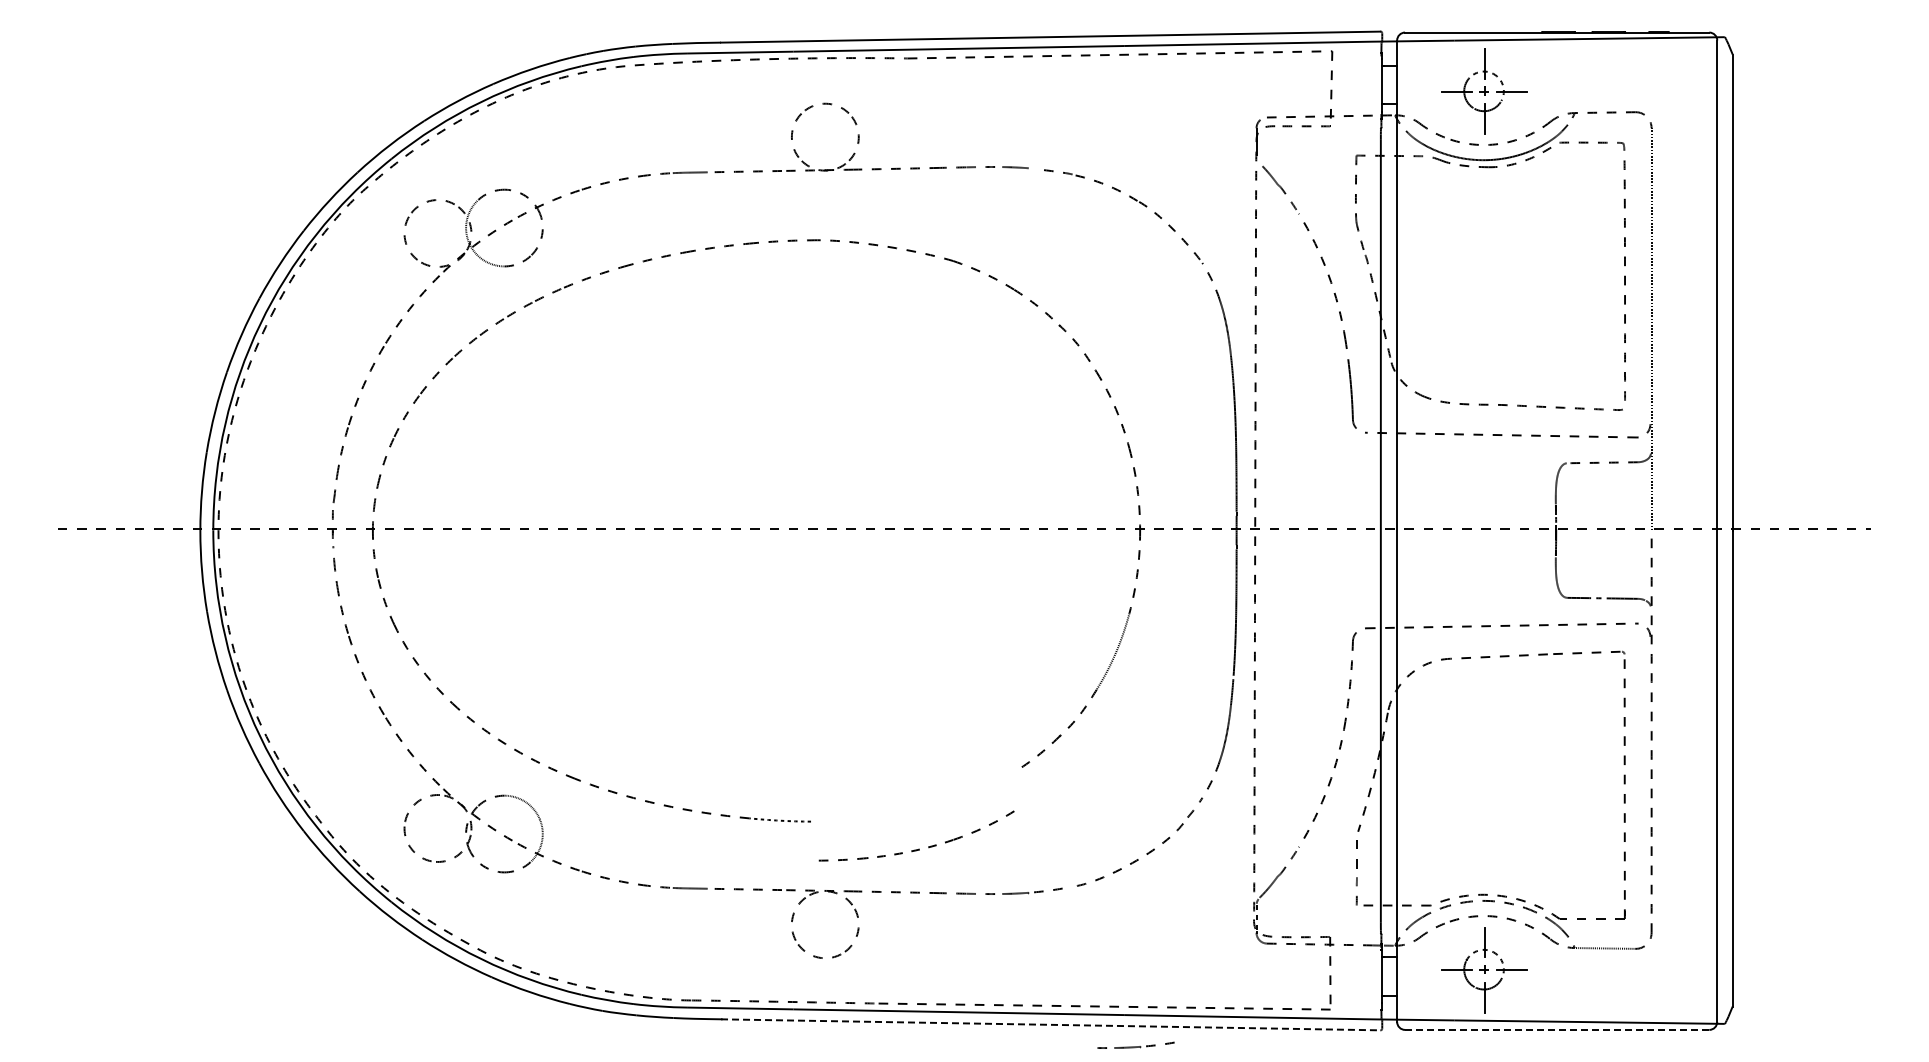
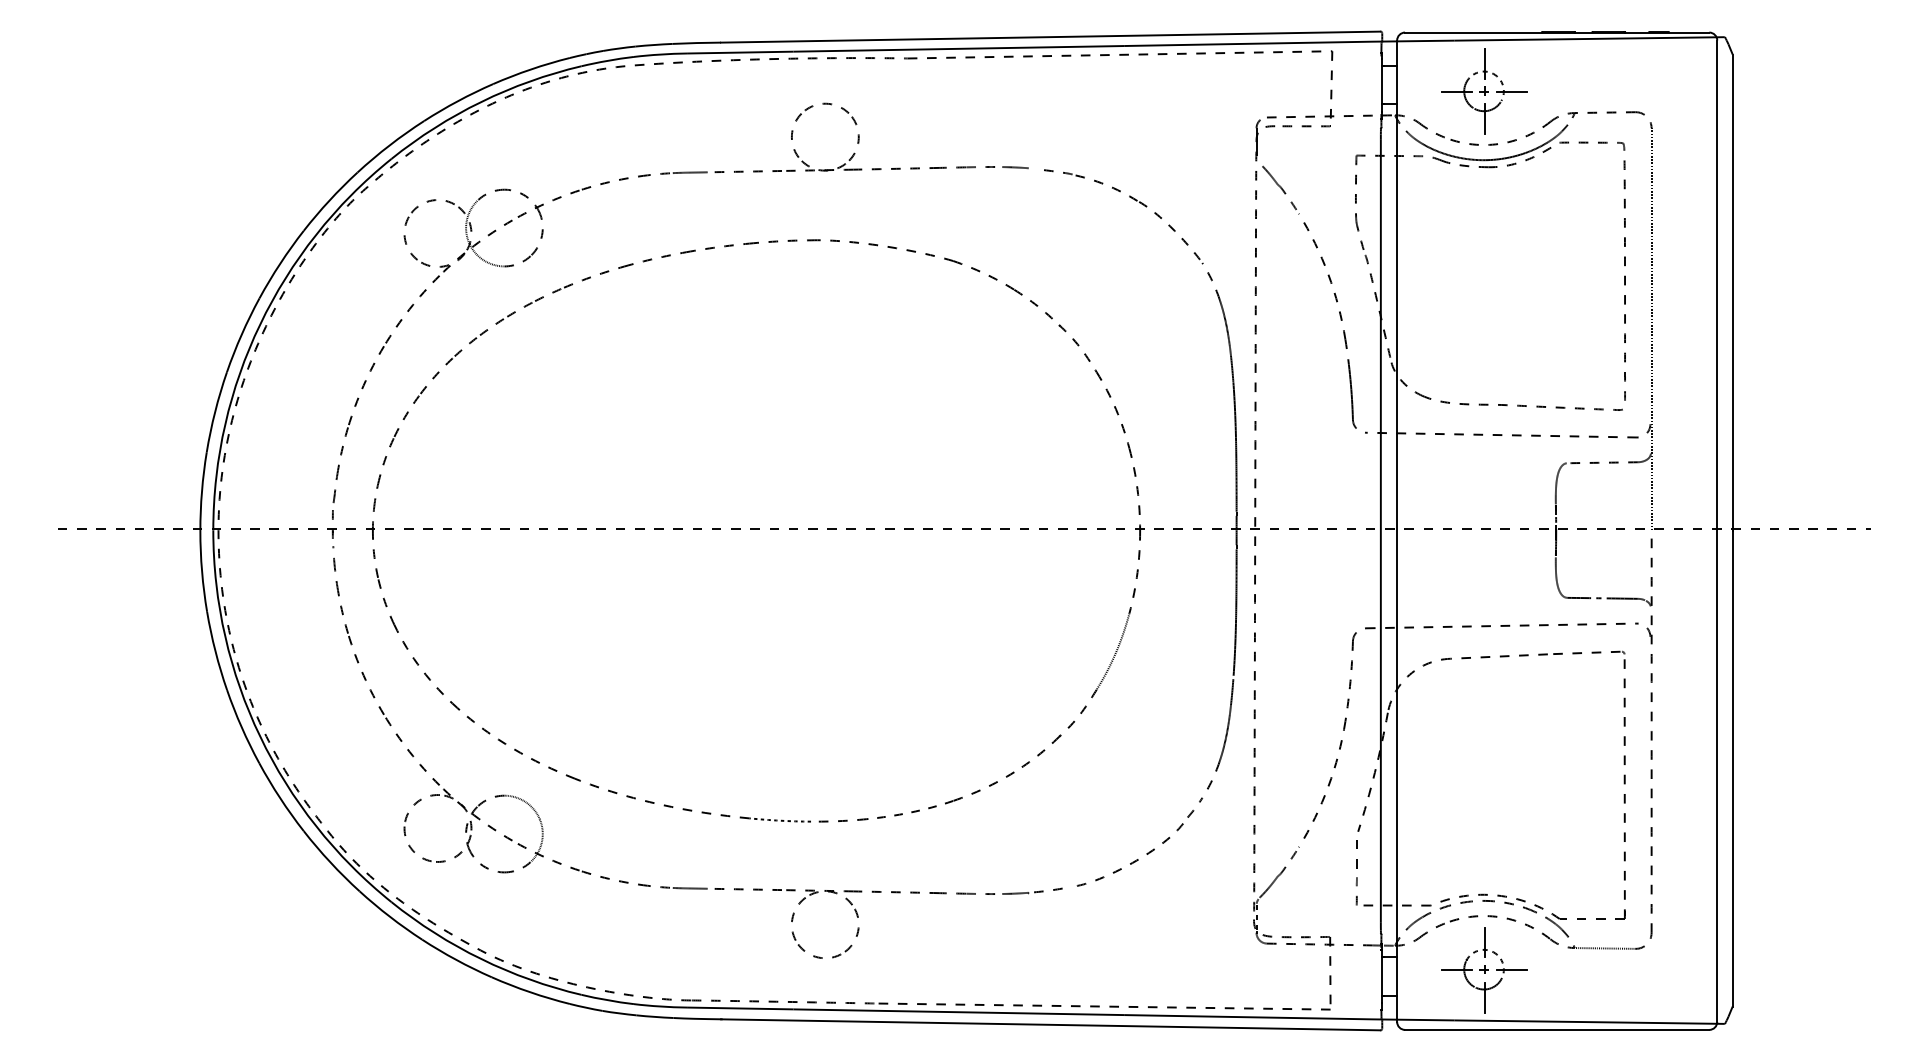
part position: (918, 848) -> (918, 809) (918, 809)
line: dashed -> solid (1050, 1024)
line: dashed -> solid (1556, 1029)
part: present -> none (1135, 1044)
